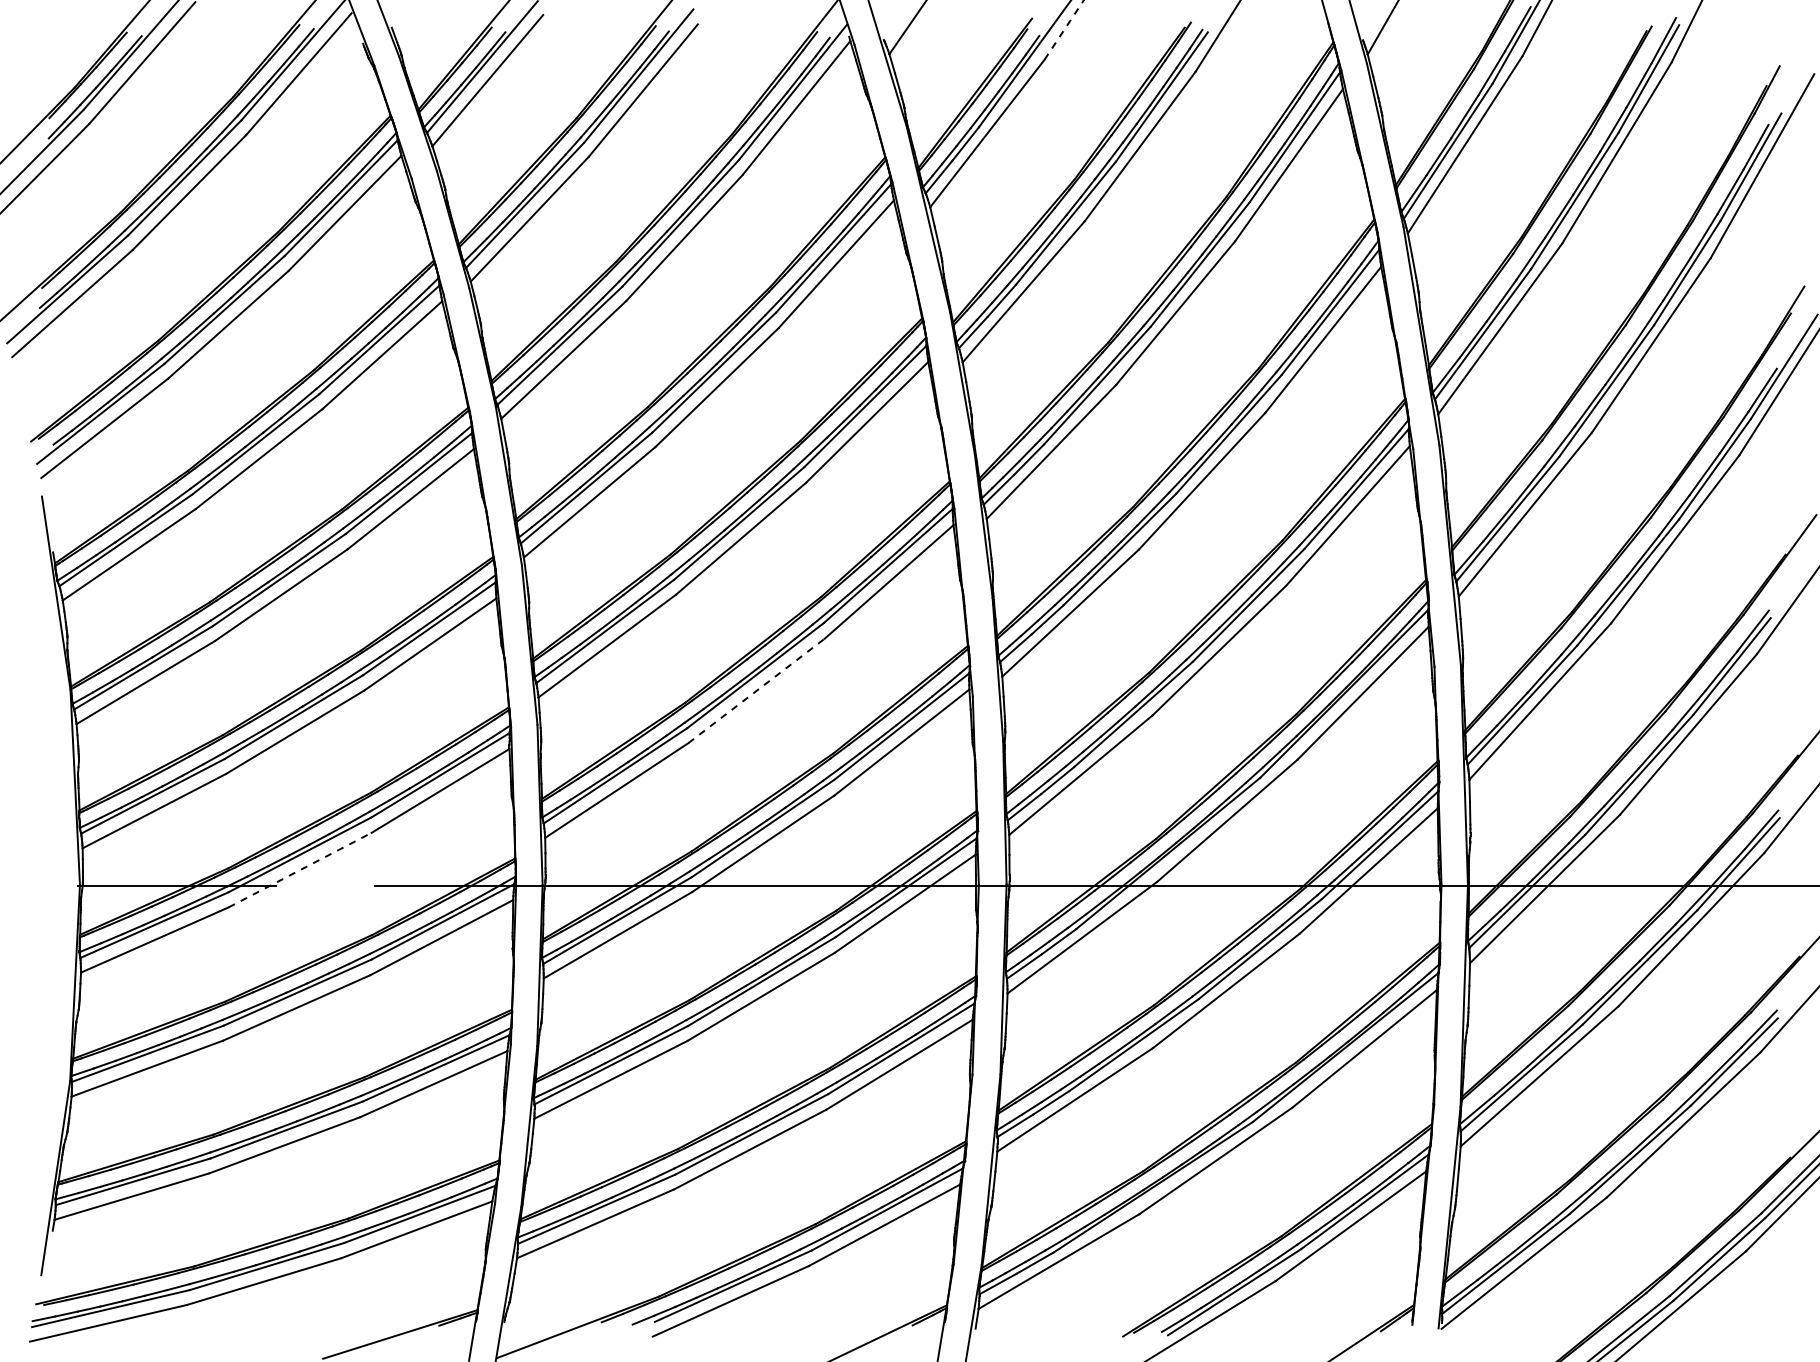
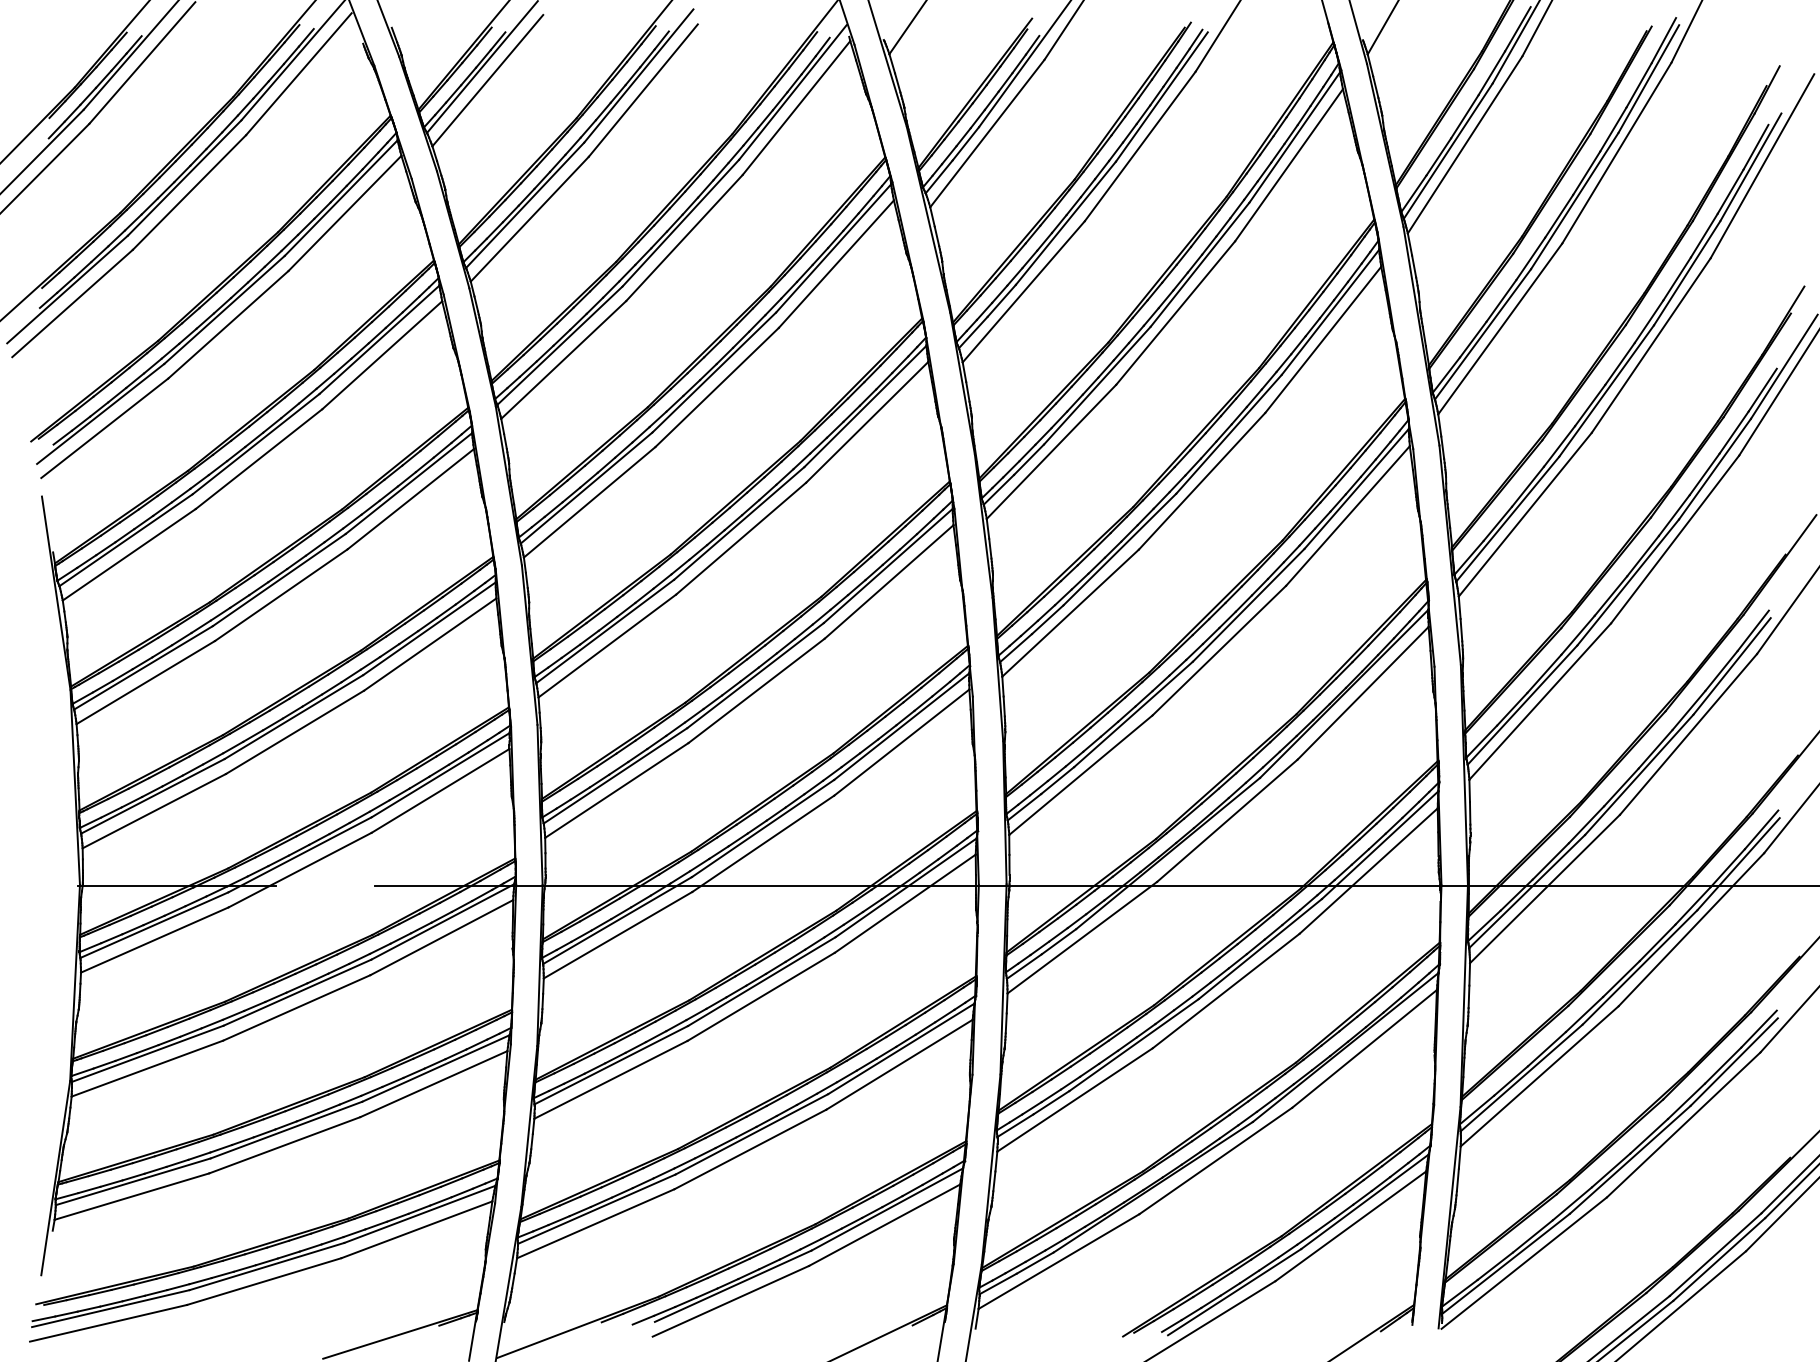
line: dashed -> solid (1064, 29)
line: dashed -> solid (756, 690)
line: dashed -> solid (300, 870)
